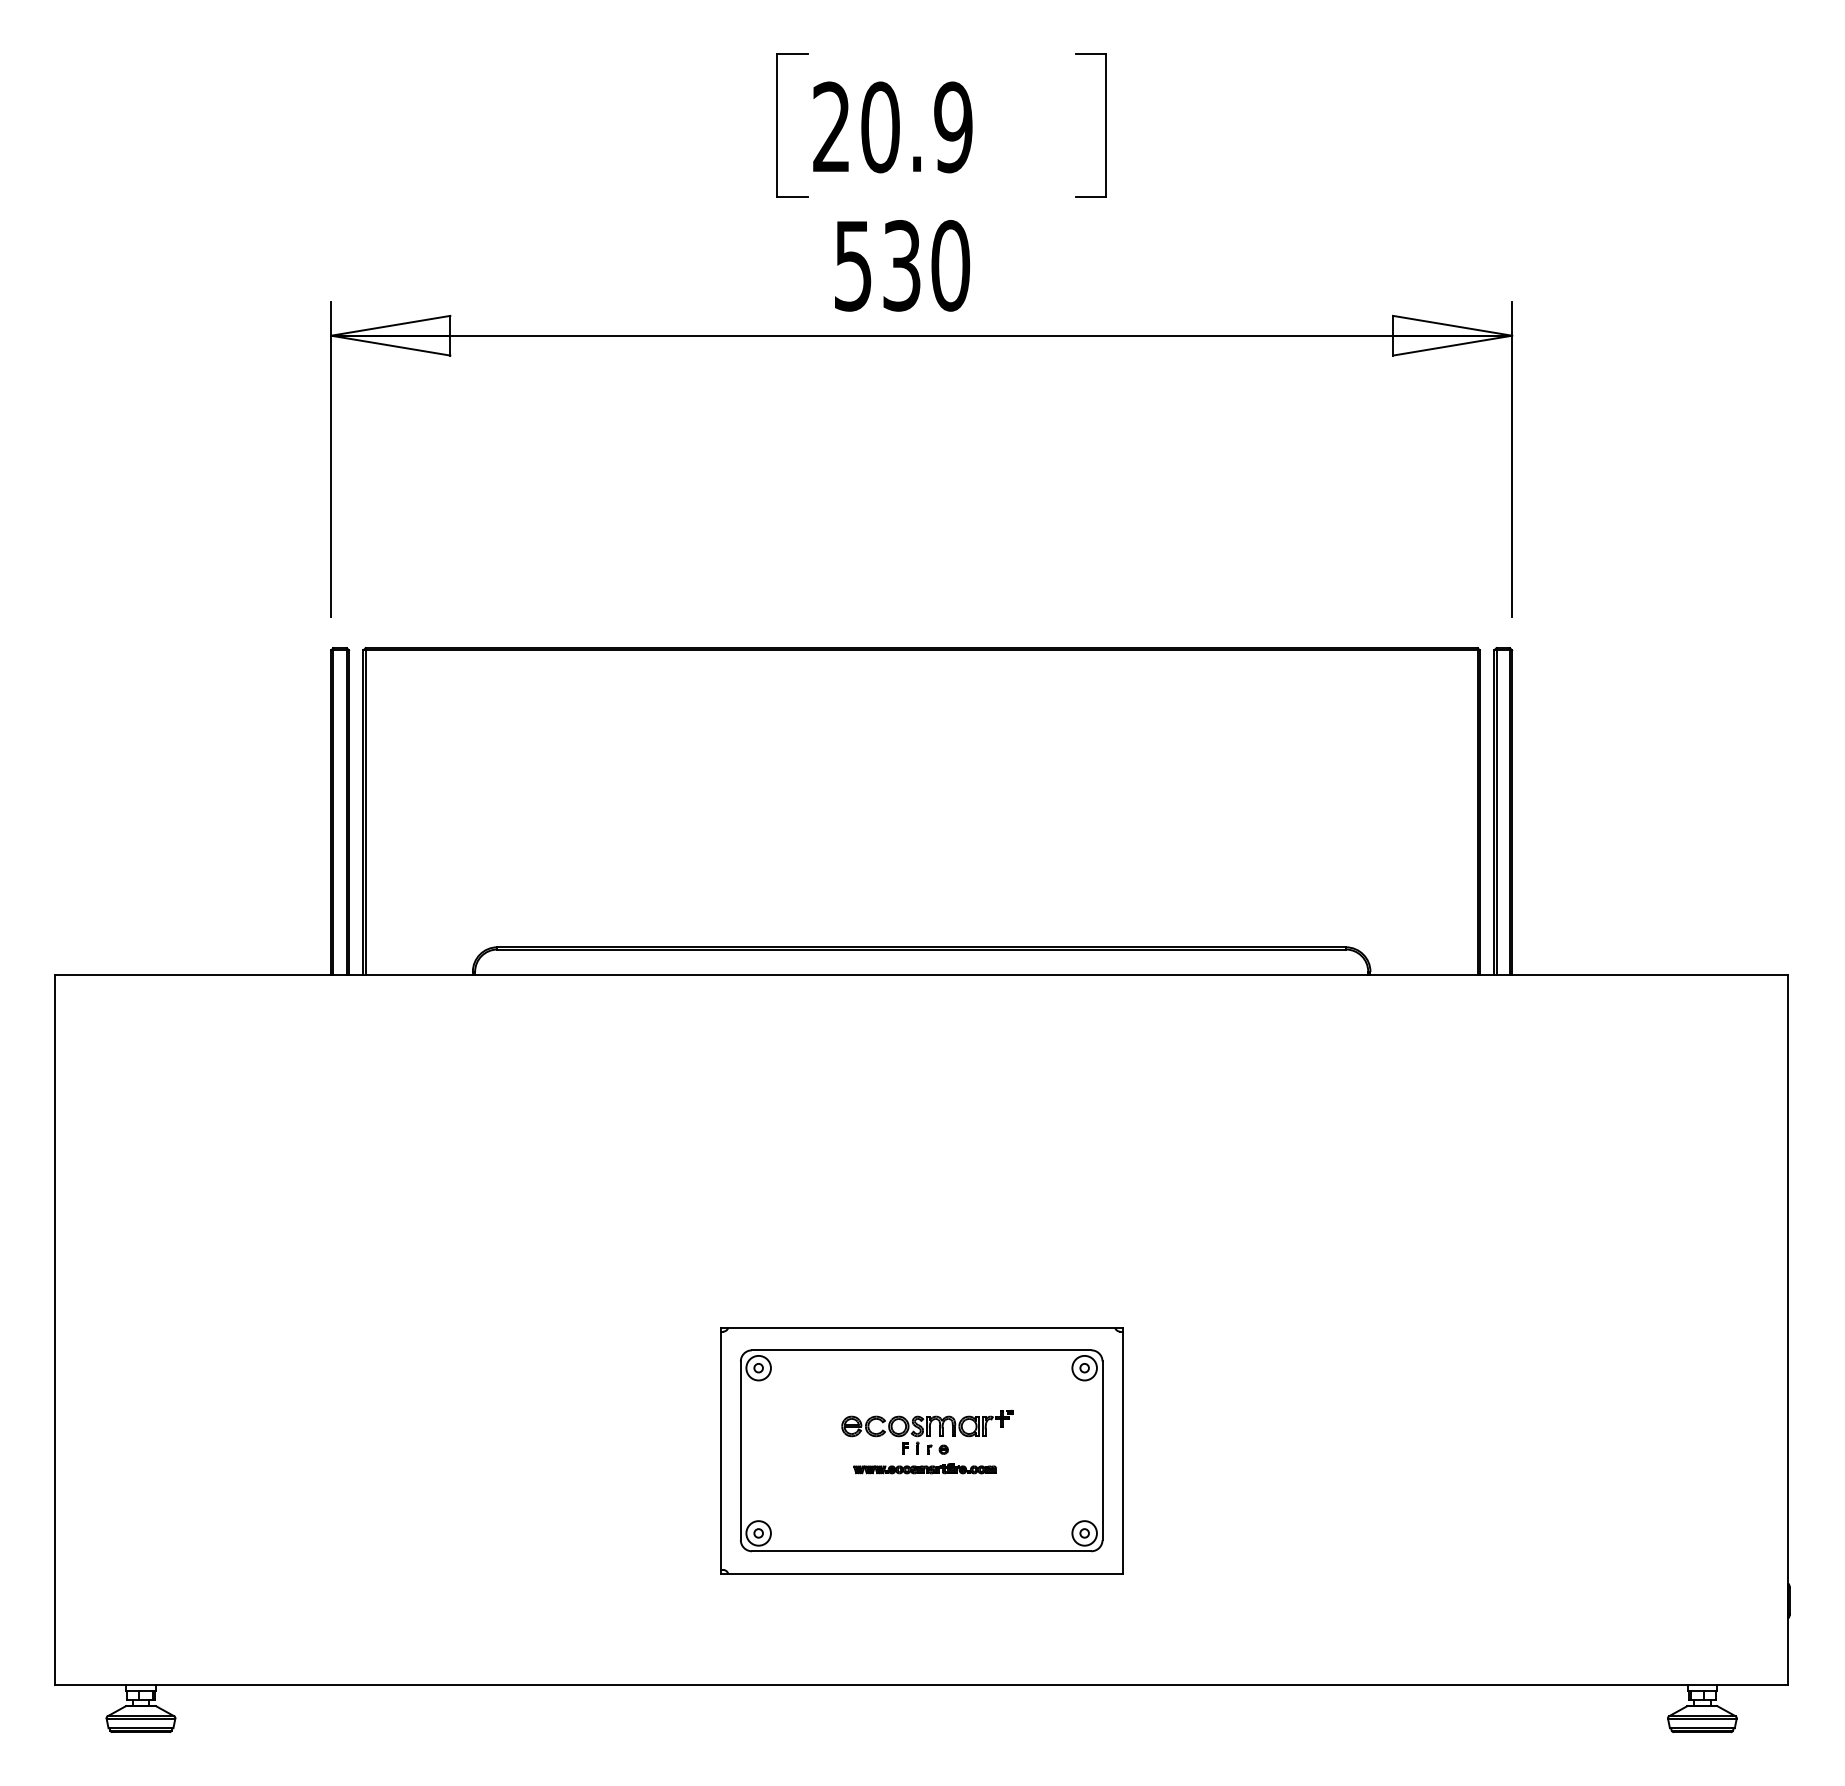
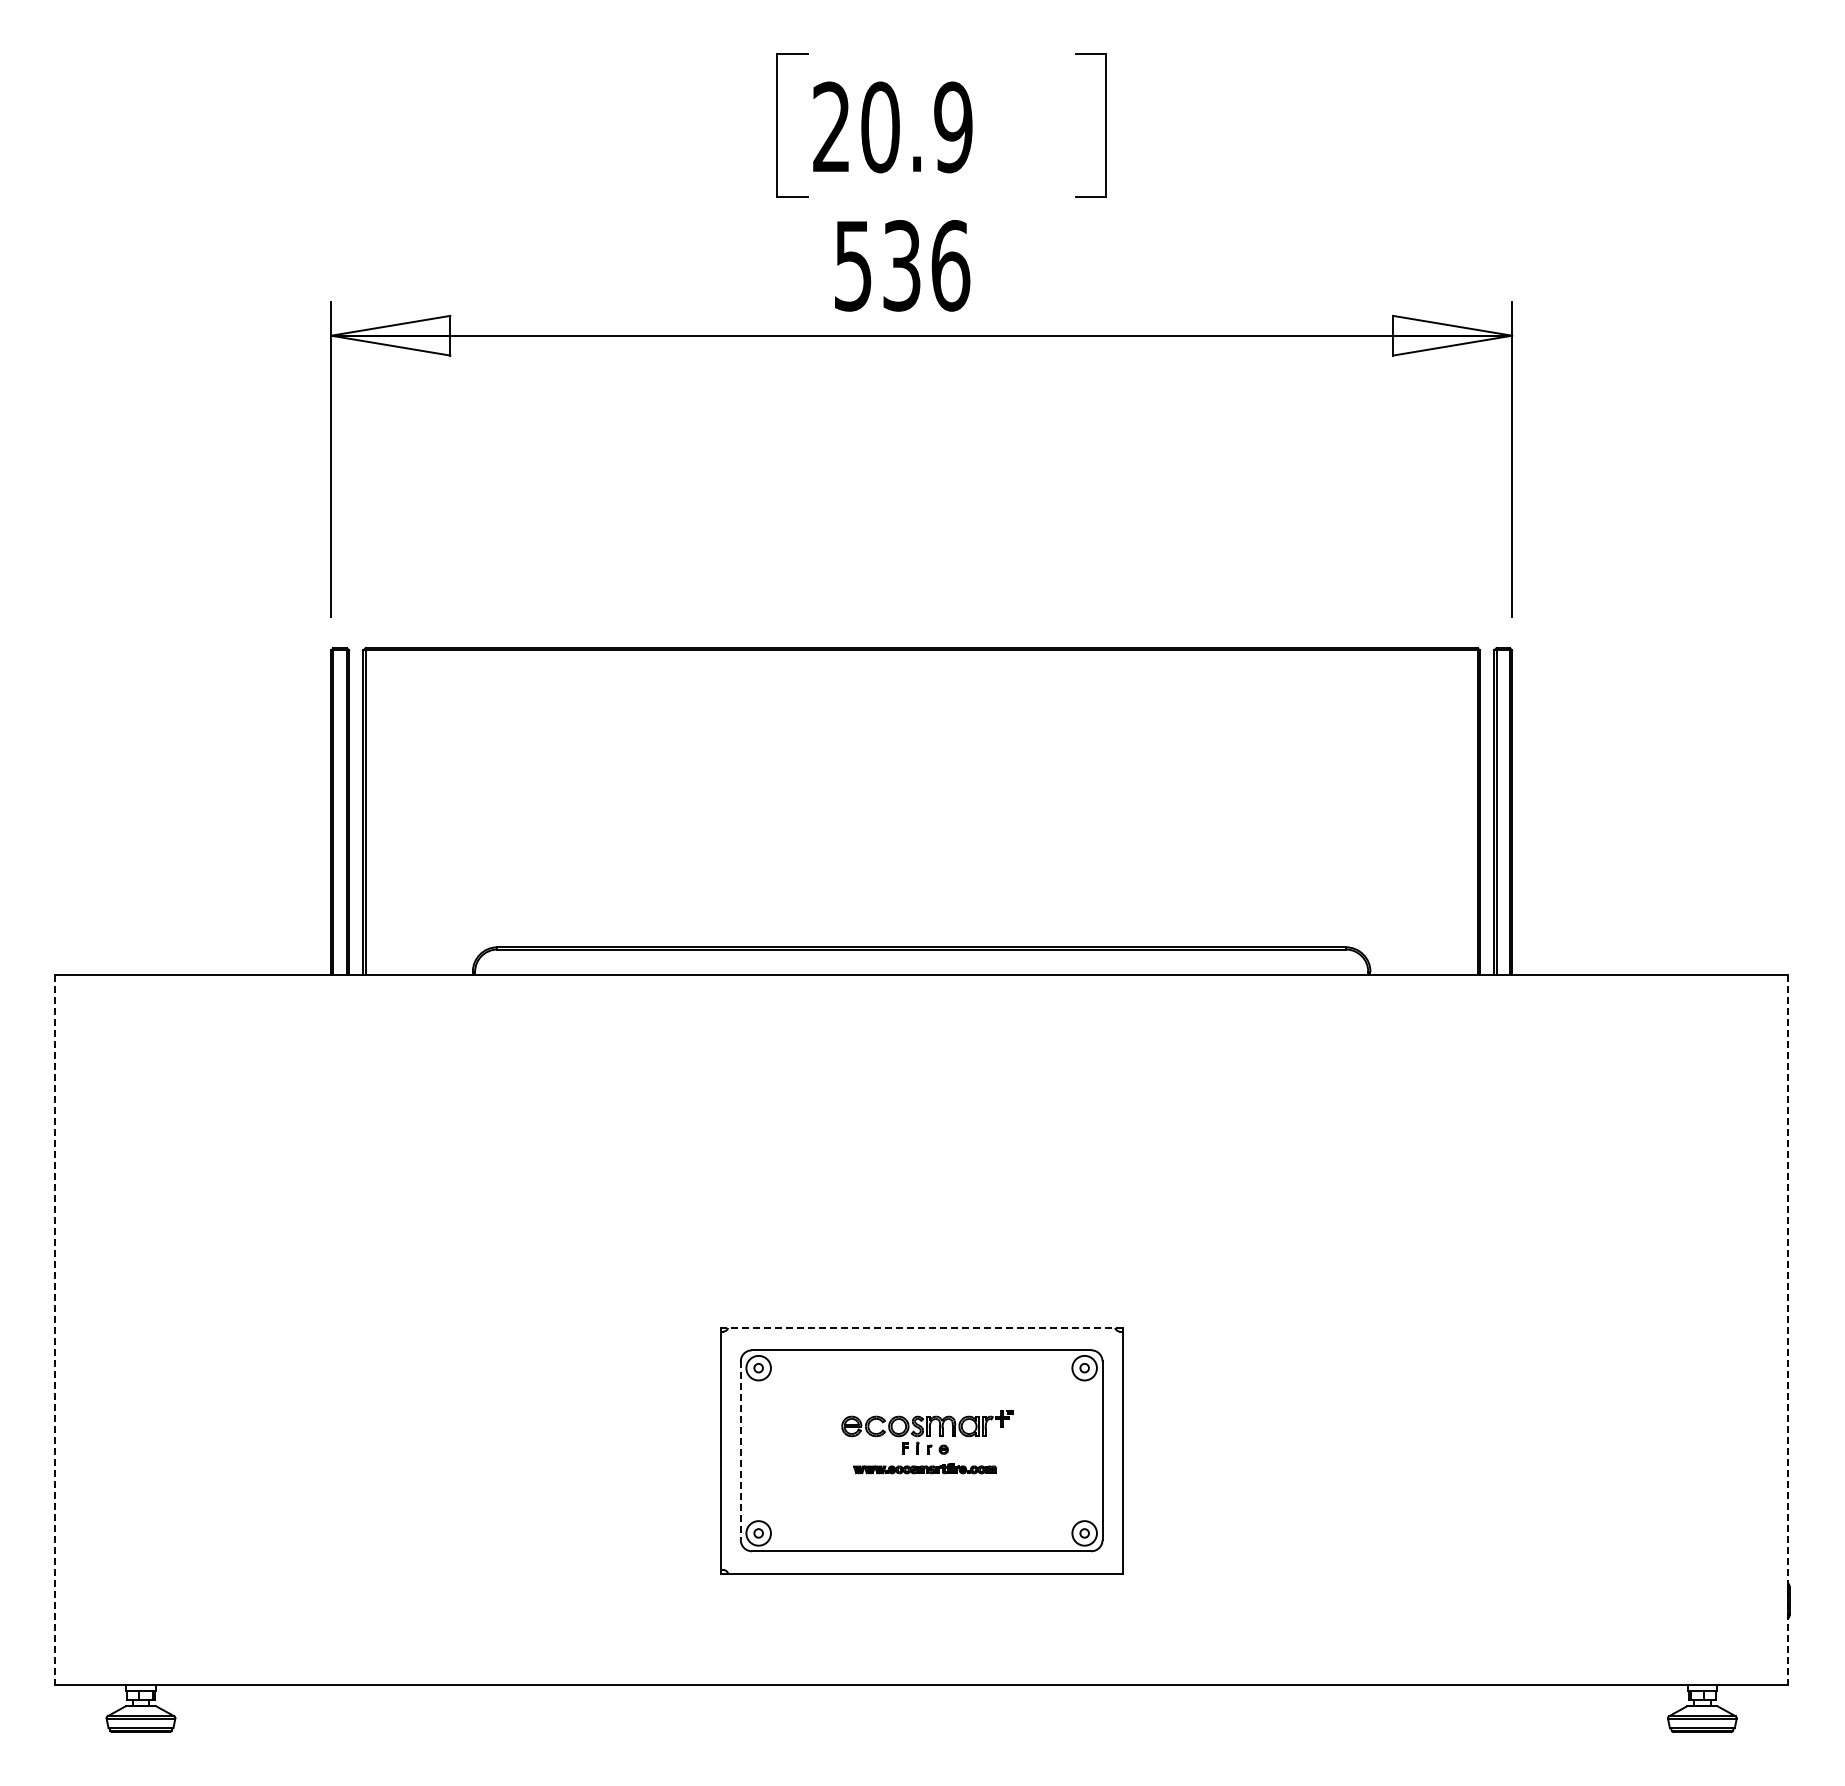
text: 530 -> 536 (950, 265)
line: solid -> dashed (921, 1327)
line: solid -> dashed (55, 1330)
line: solid -> dashed (1788, 1330)
line: solid -> dashed (740, 1451)
